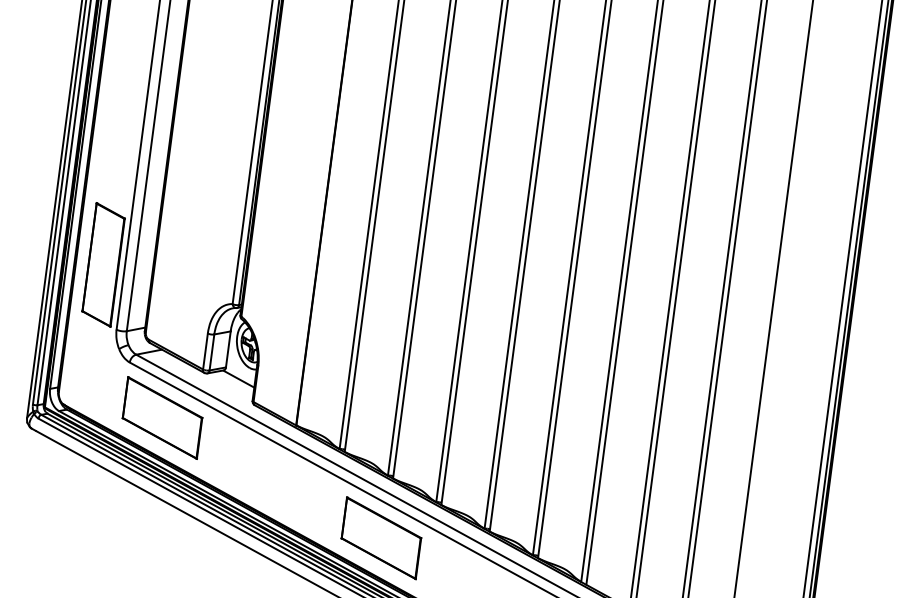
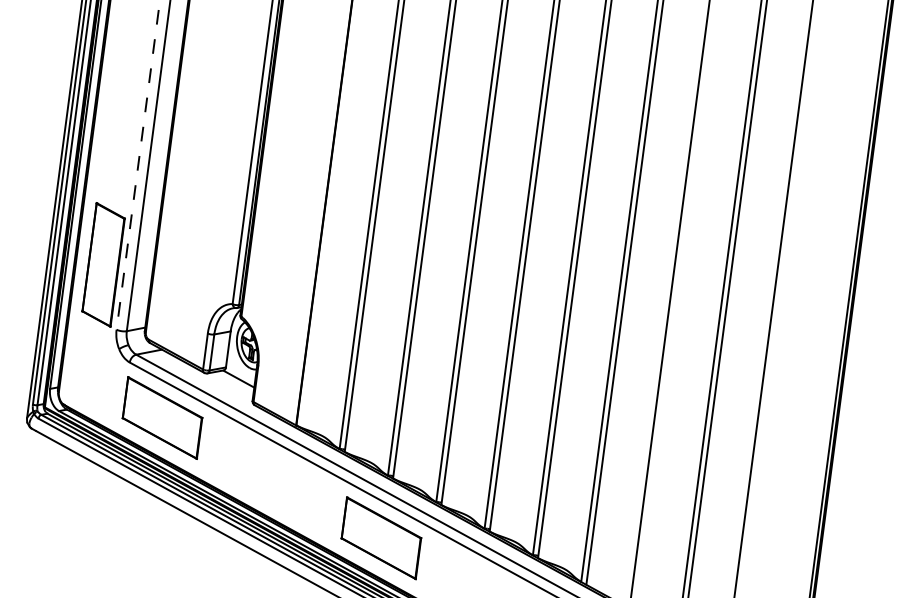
line: solid -> dashed (138, 165)
line: present -> none (675, 298)
line: present -> none (842, 298)
